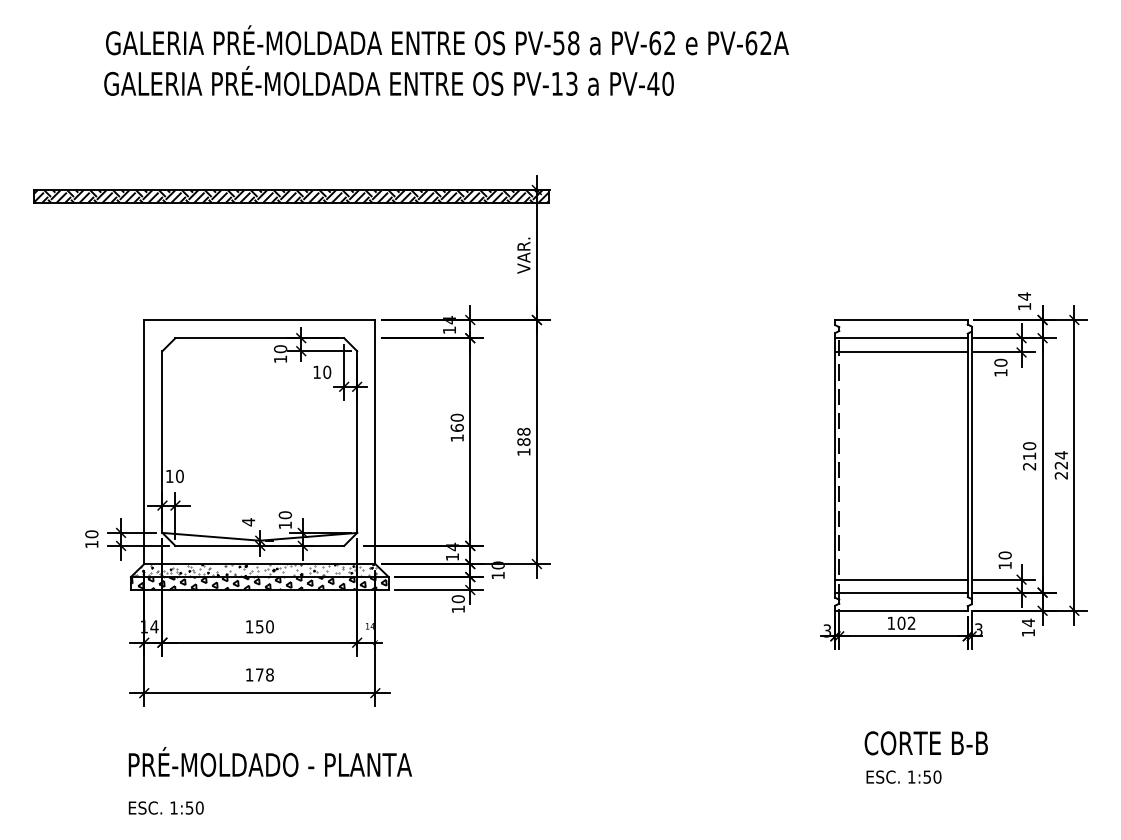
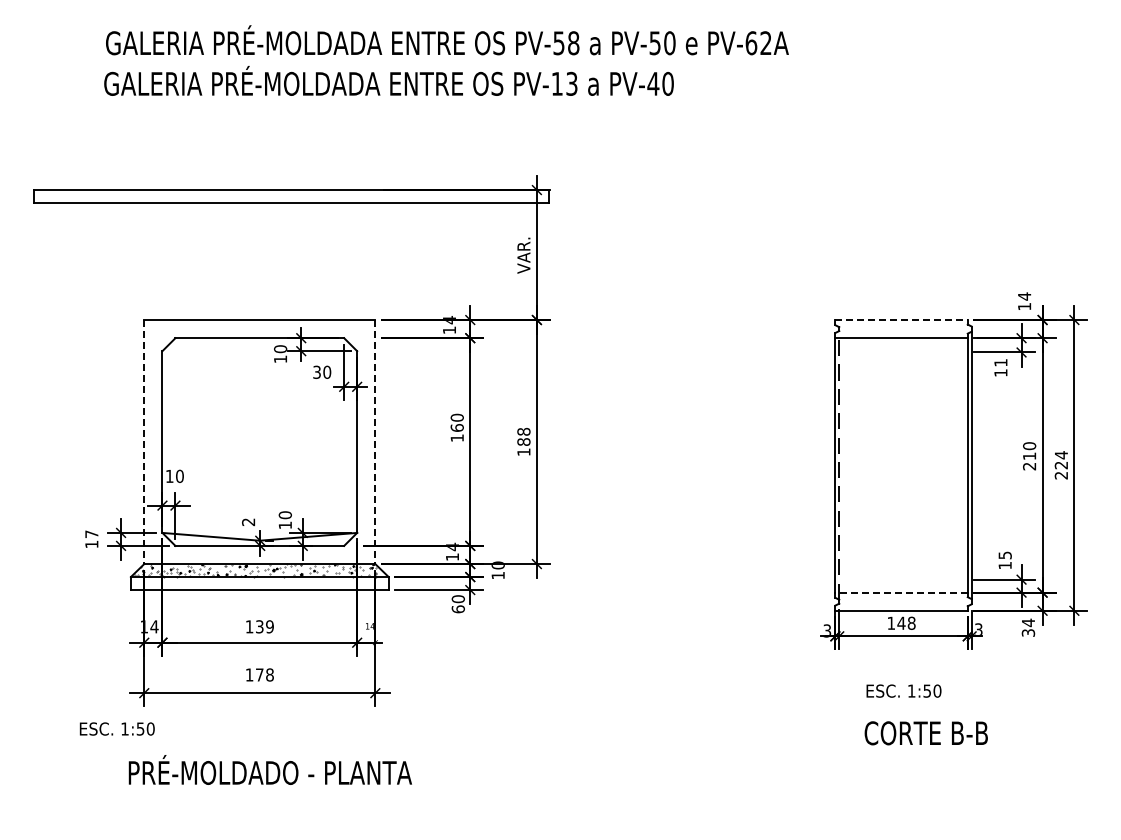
text: PV-62 -> PV-50 (662, 43)
hatch: present -> none (290, 196)
line: solid -> dashed (902, 320)
line: present -> none (901, 352)
text: 10 -> 11 (1000, 362)
text: 10 -> 30 (316, 371)
line: solid -> dashed (144, 442)
line: solid -> dashed (375, 442)
text: 4 -> 2 (248, 522)
text: 10 -> 17 (91, 534)
text: 10 -> 15 (1004, 555)
line: present -> none (901, 579)
hatch: present -> none (258, 583)
line: solid -> dashed (901, 592)
text: 10 -> 60 (457, 609)
text: 102 -> 148 (906, 622)
text: 150 -> 139 (264, 626)
text: 14 -> 34 (1028, 632)
text position: (925, 743) -> (925, 733) (925, 733)
text position: (269, 761) -> (269, 769) (269, 769)
text position: (903, 776) -> (903, 690) (903, 690)
text position: (165, 807) -> (116, 728) (116, 728)
